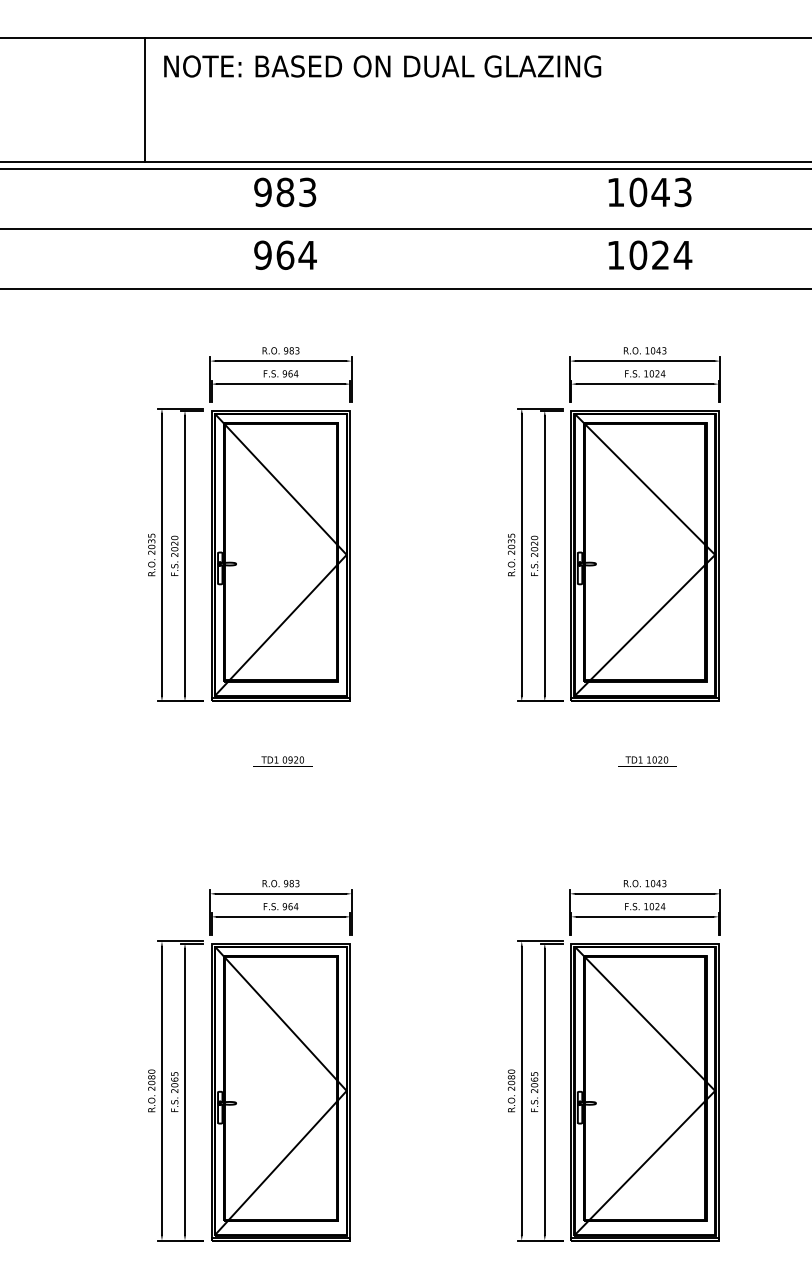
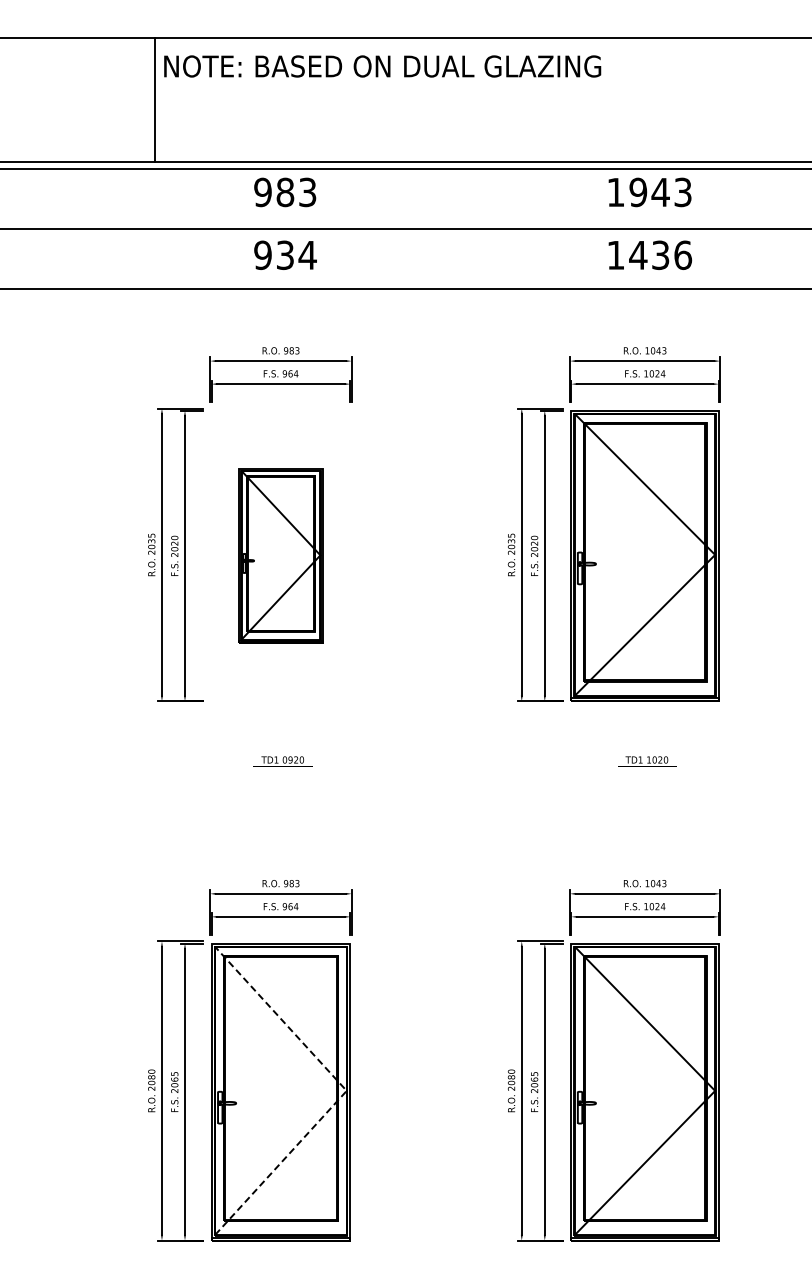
line position: (144, 99) -> (154, 99) (154, 99)
text: 1043 -> 1943 (638, 192)
text: 964 -> 934 (285, 254)
text: 1024 -> 1436 (660, 255)
part size: 140x292 px -> 86x176 px (280, 555)
line: solid -> dashed (346, 1090)
